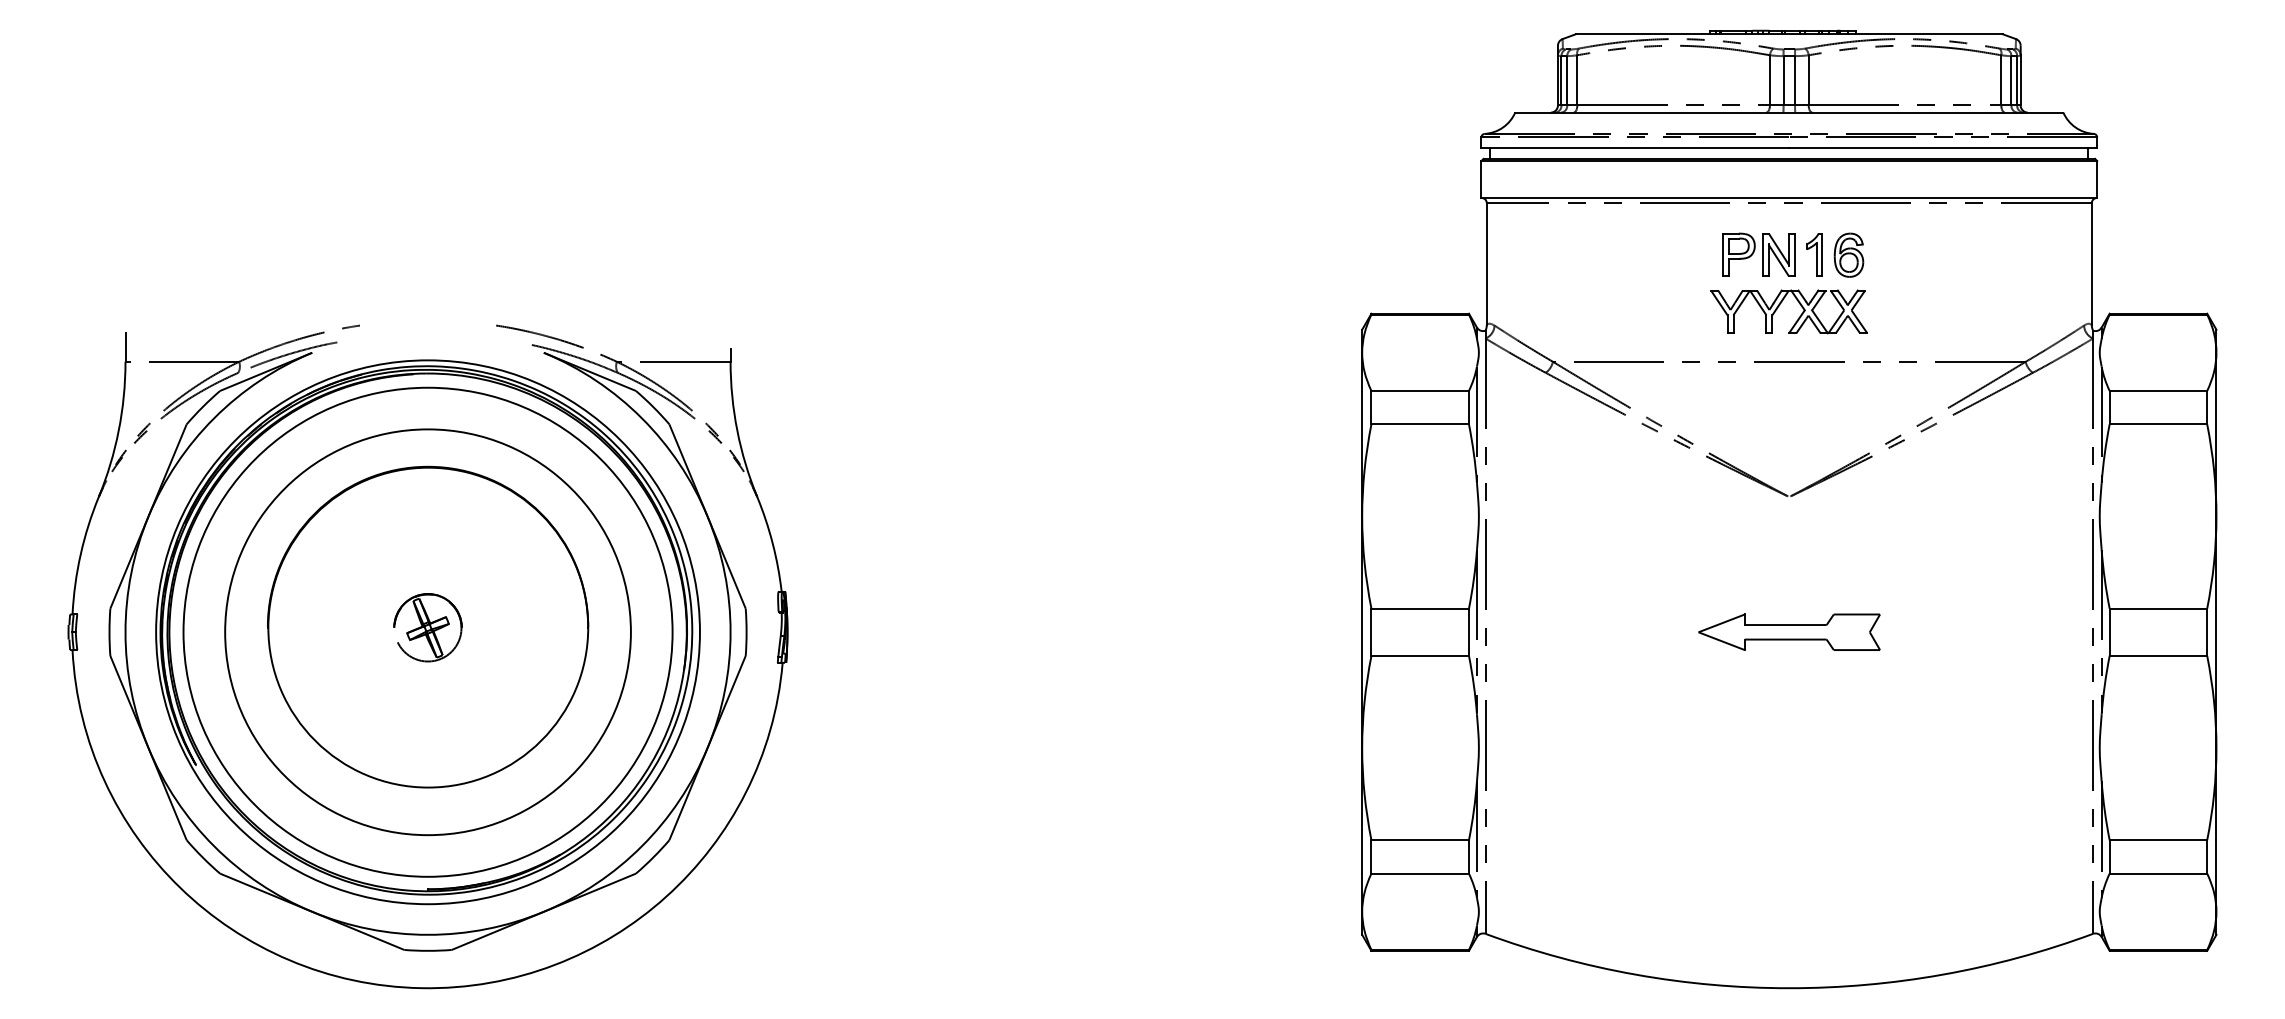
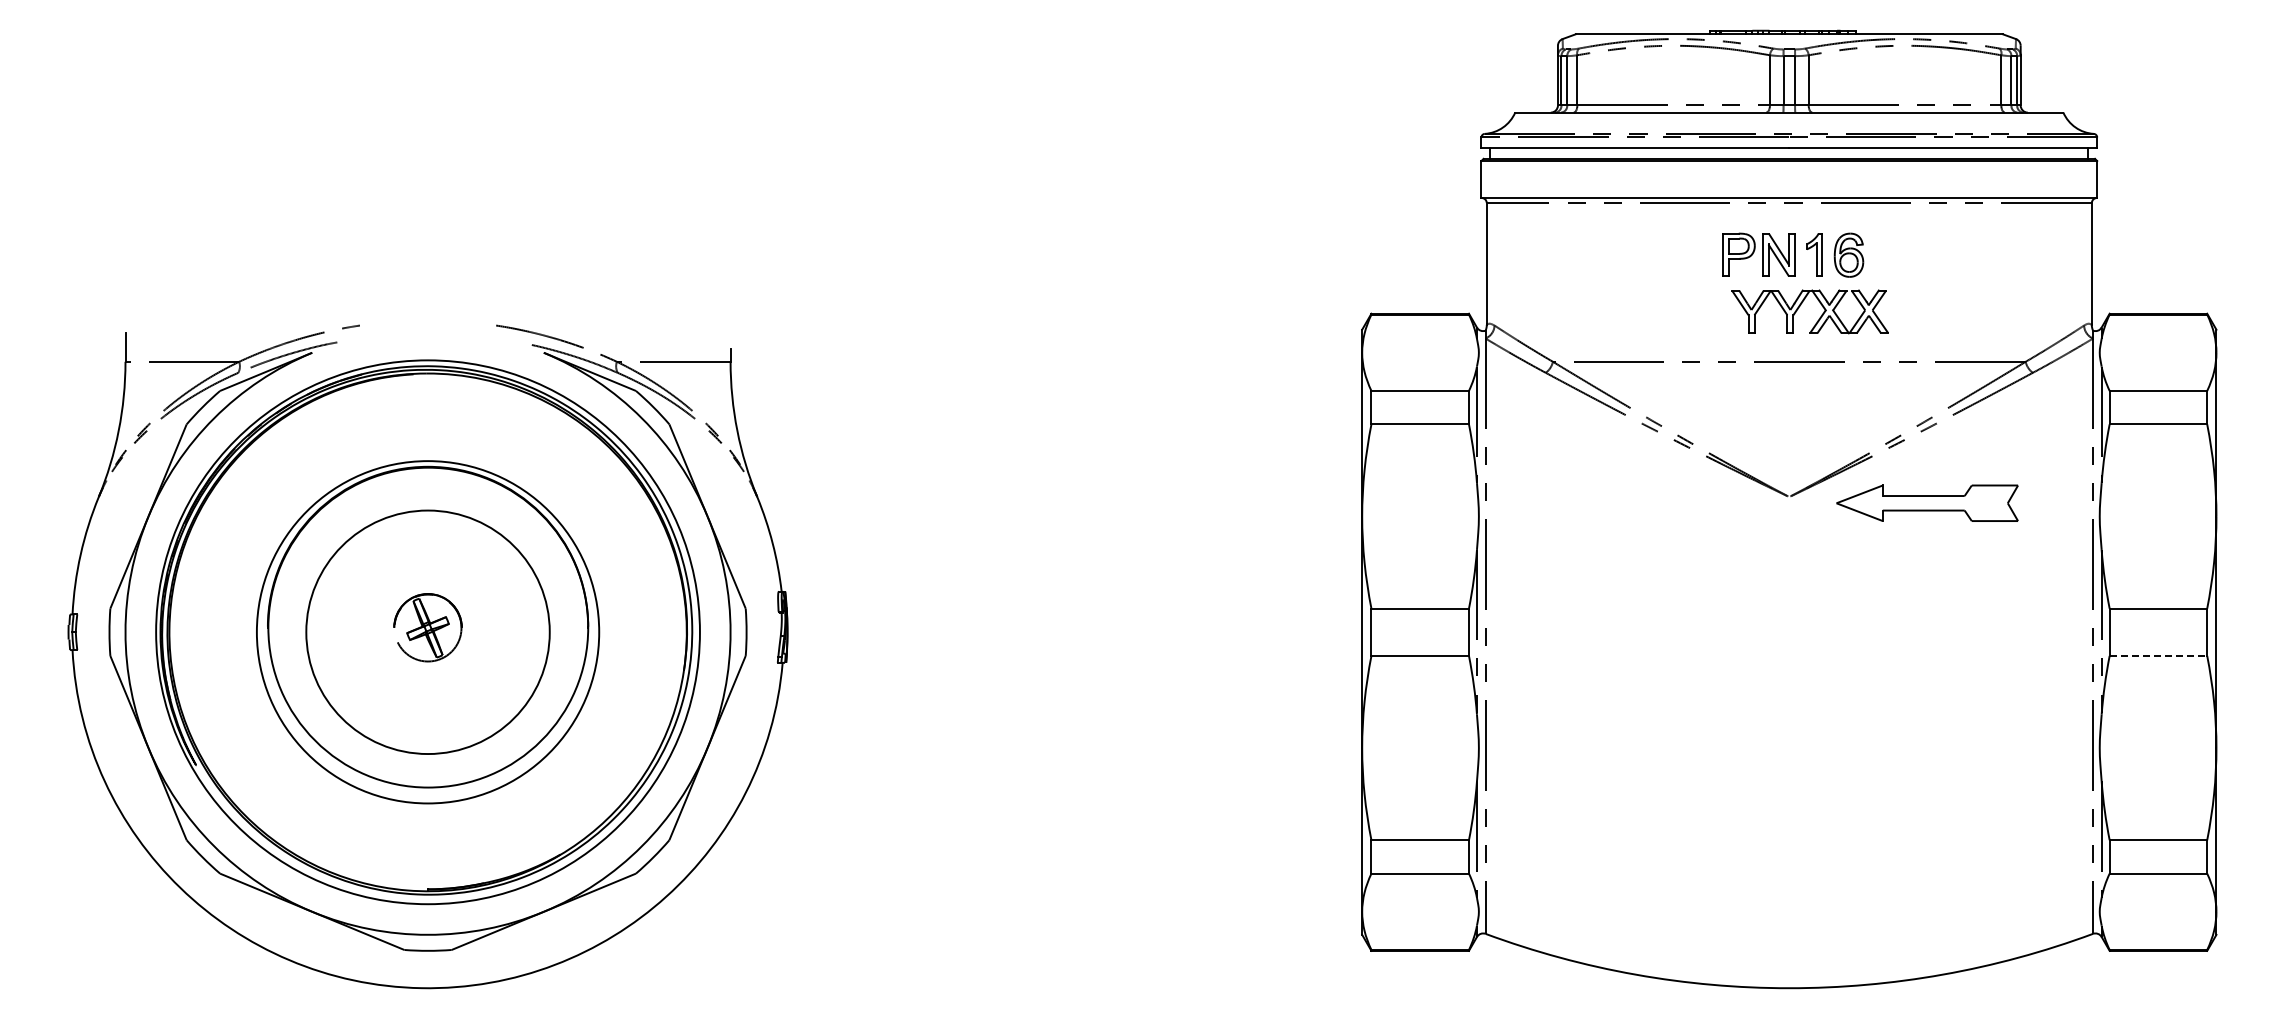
part position: (1779, 306) -> (1800, 306) (1800, 306)
circle diameter: 489 px -> 342 px (427, 632)
part position: (1789, 631) -> (1927, 502) (1927, 502)
circle diameter: 406 px -> 243 px (427, 632)
line: solid -> dashed (2158, 655)
